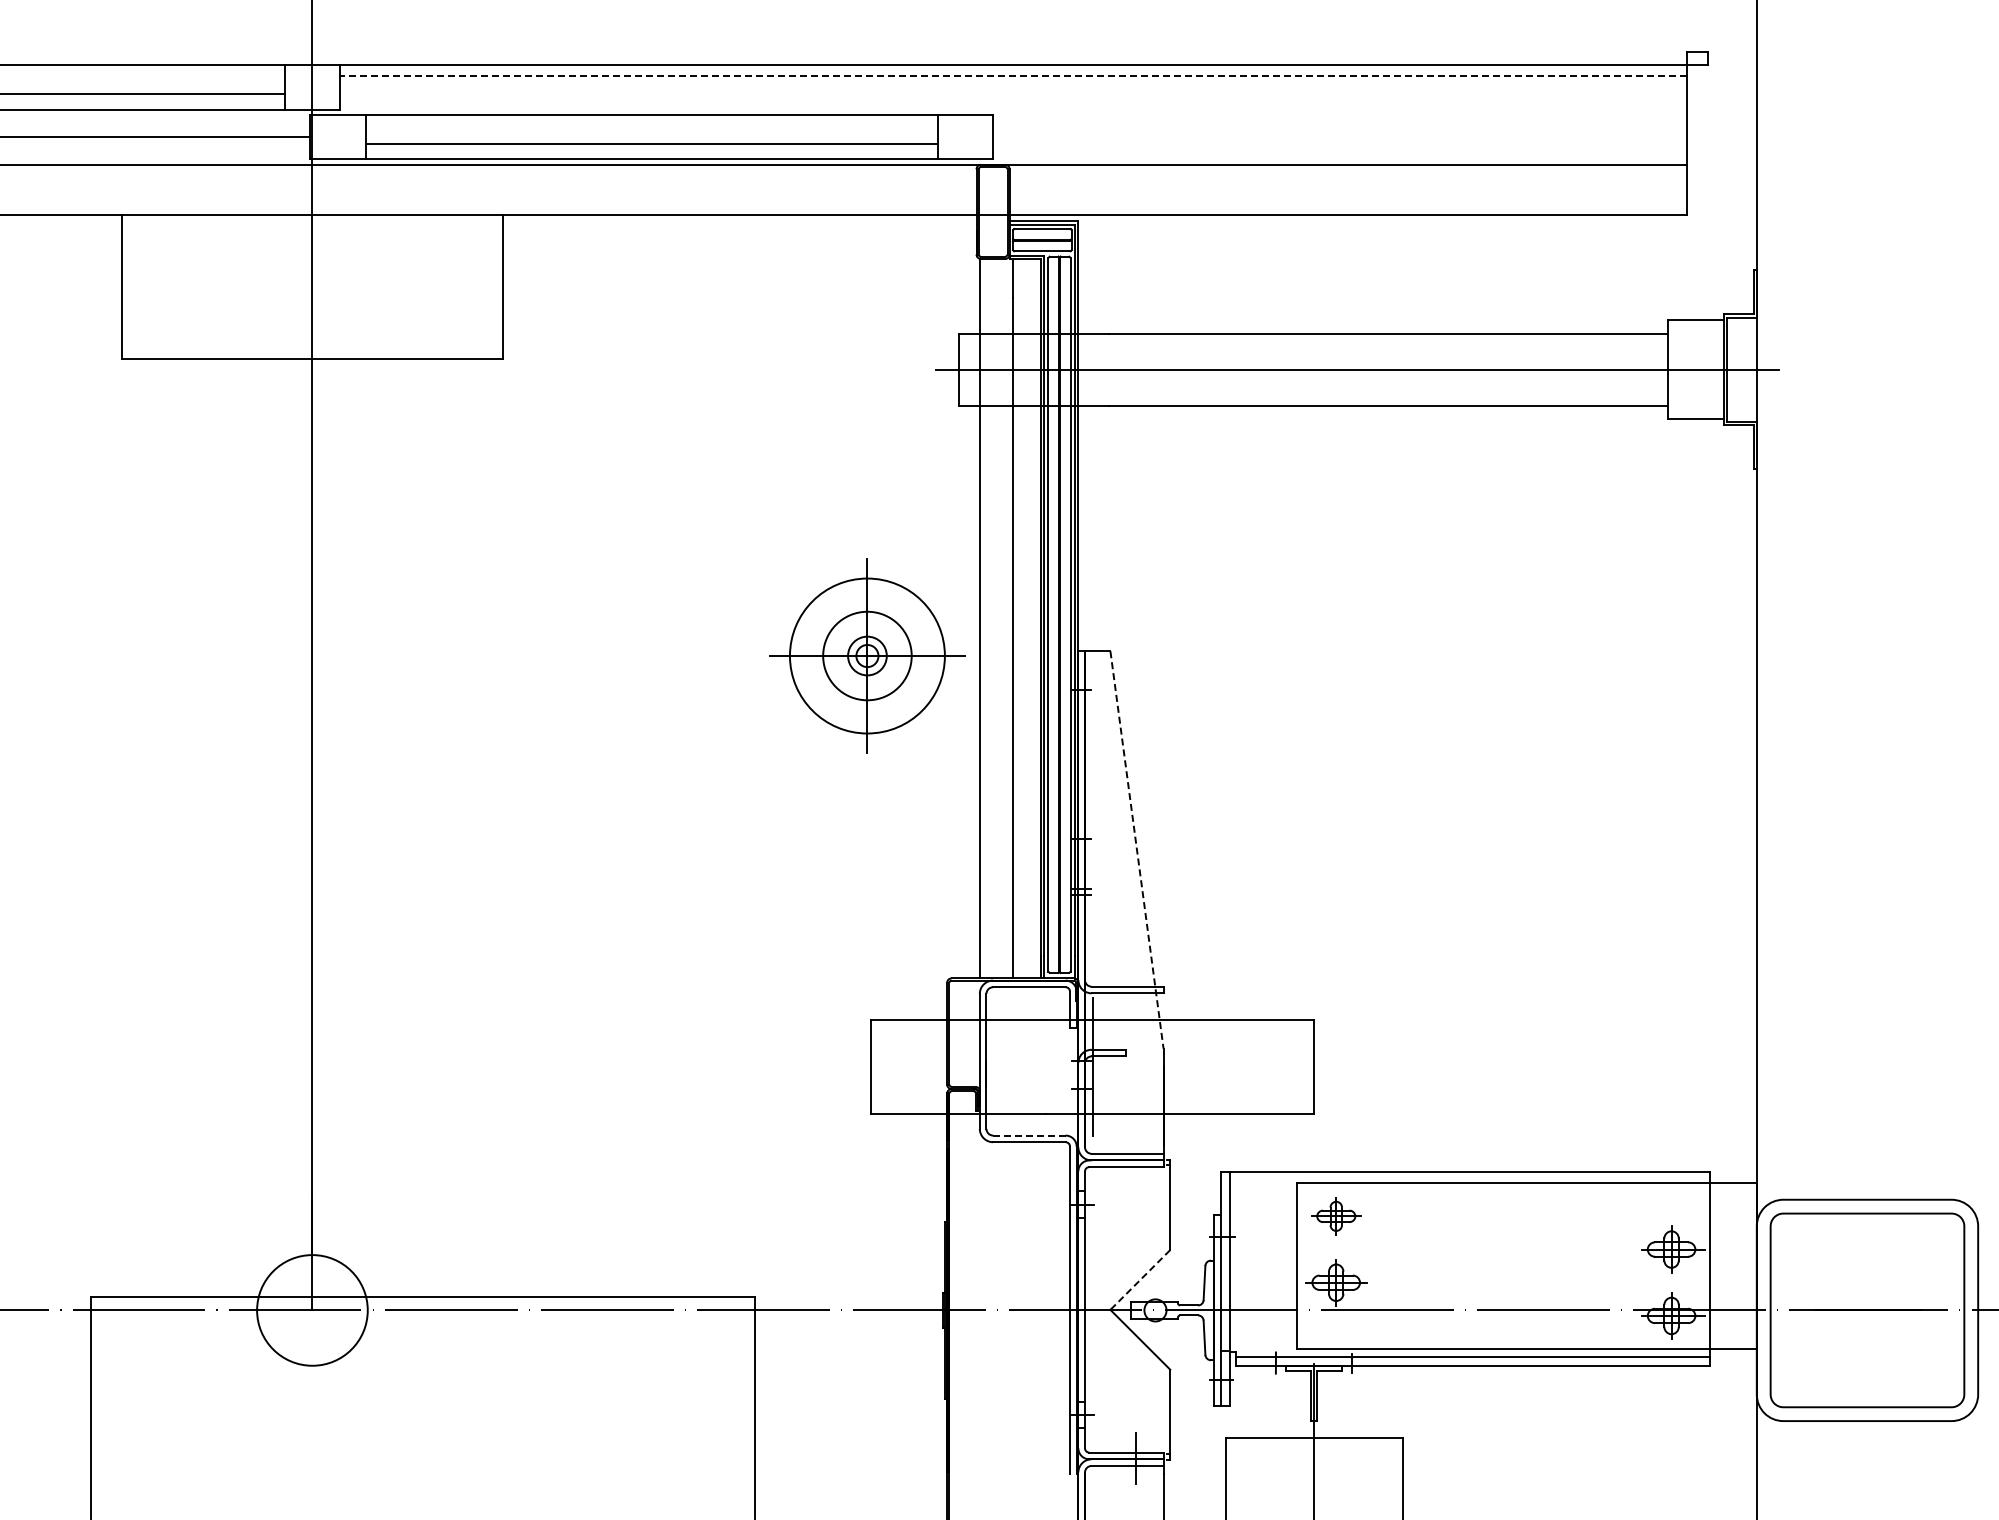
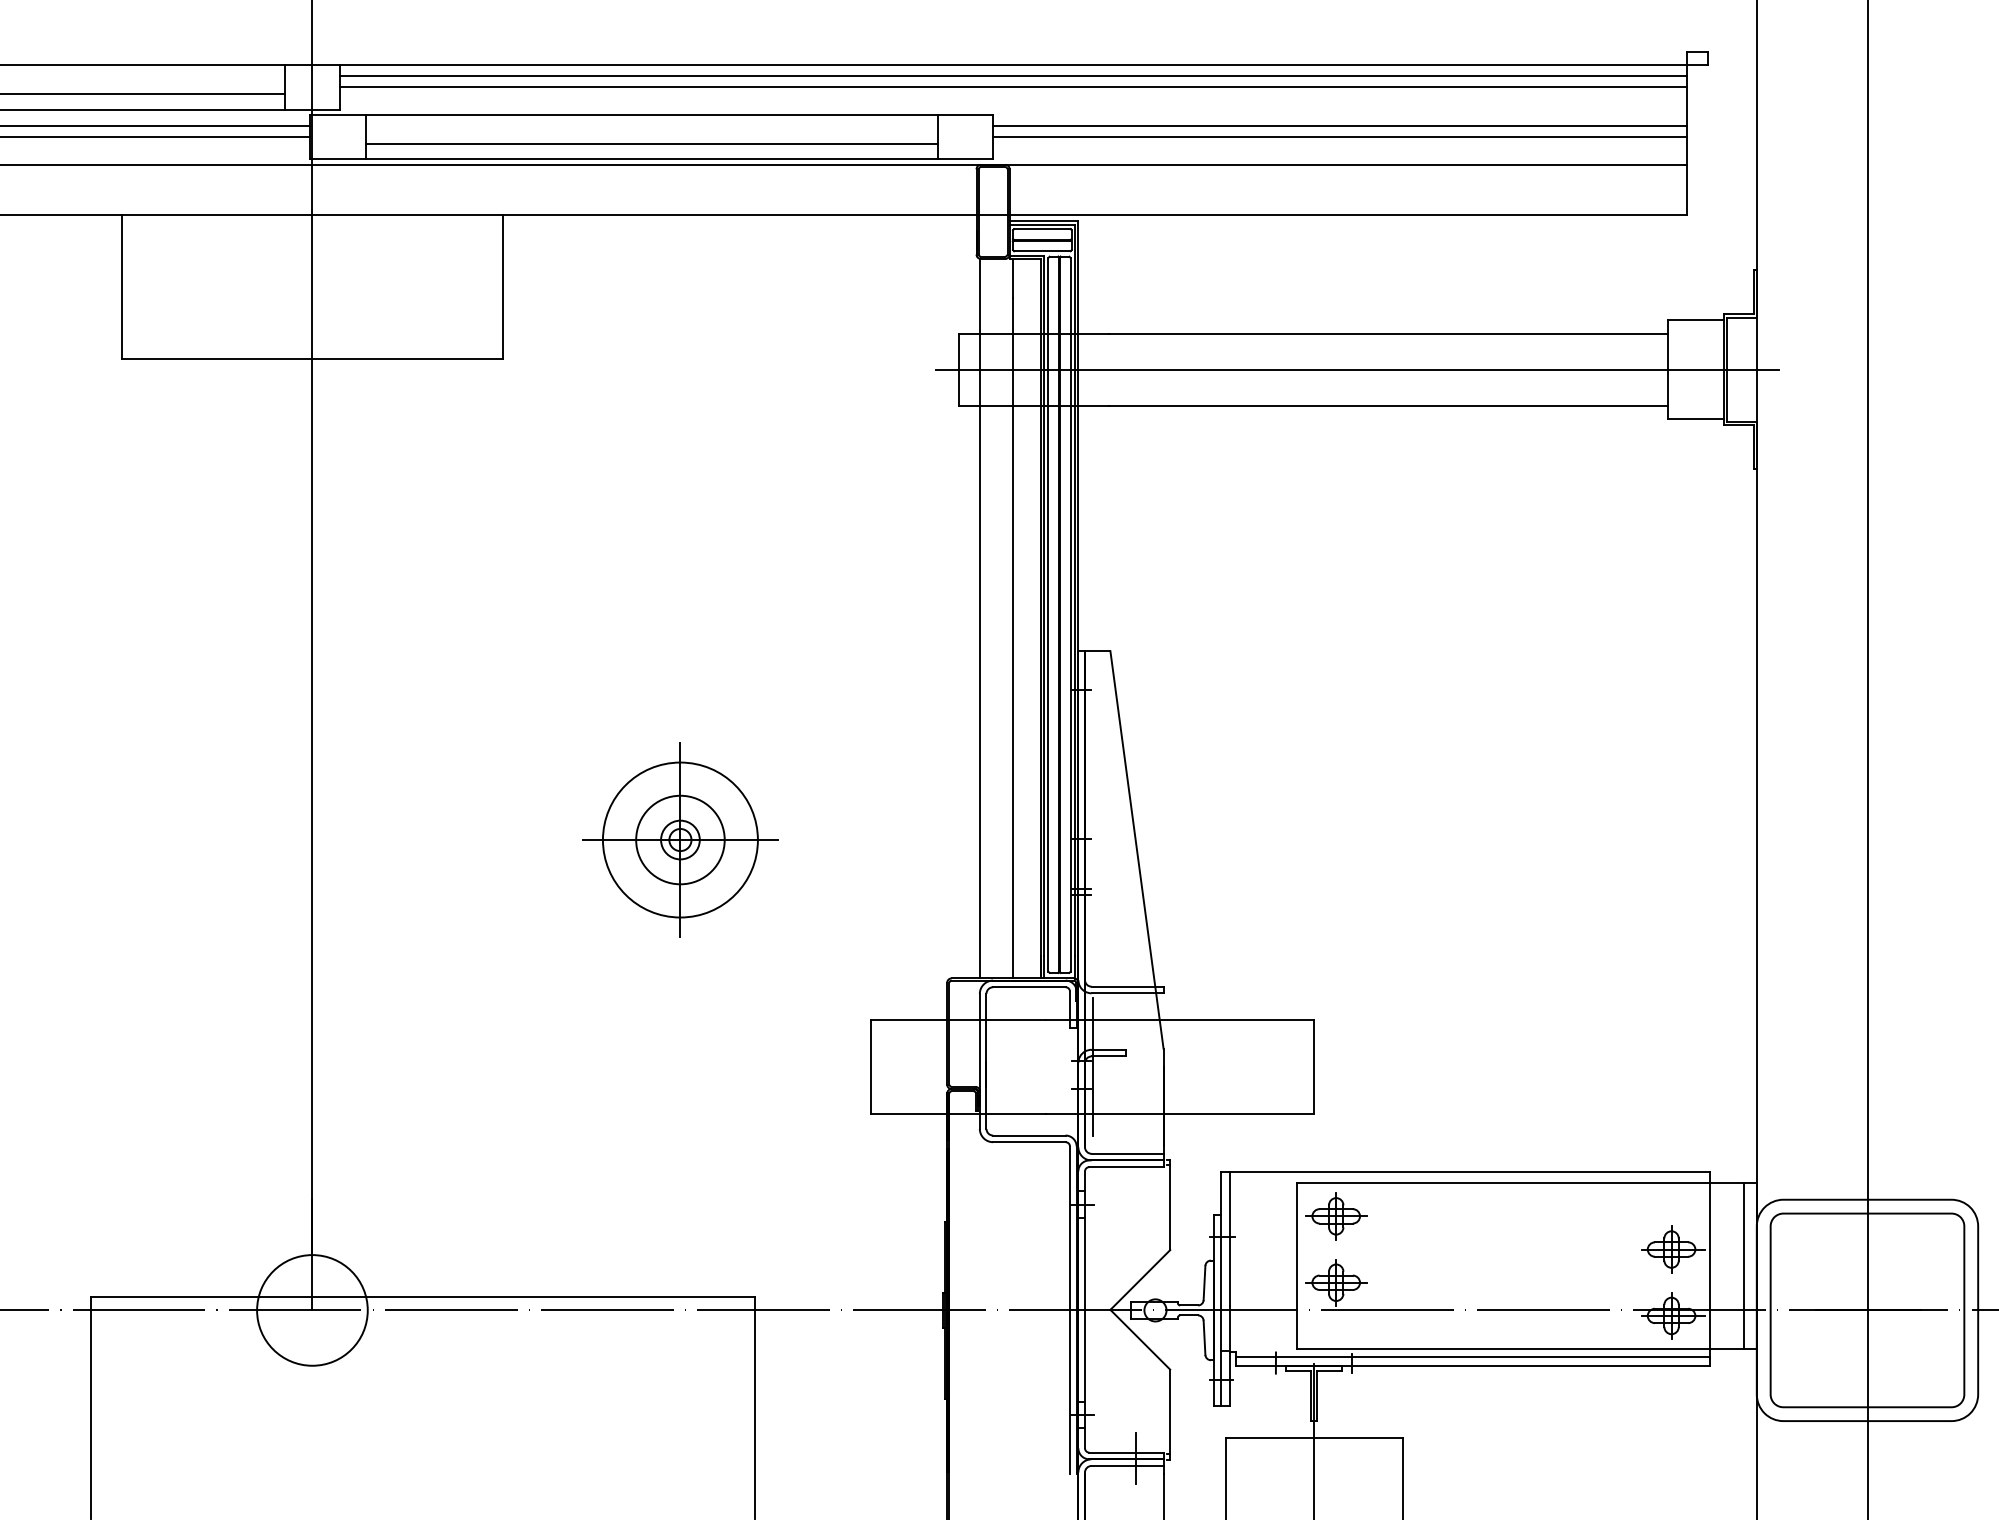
line: dashed -> solid (1013, 76)
line: none -> present (1013, 87)
line: none -> present (156, 126)
line: none -> present (1340, 126)
line: none -> present (1340, 137)
part position: (867, 655) -> (680, 839) (680, 839)
line: none -> present (1867, 759)
line: dashed -> solid (1137, 850)
line: dashed -> solid (1028, 1135)
part size: 51x39 px -> 63x49 px (1336, 1216)
line: none -> present (1743, 1266)
line: dashed -> solid (1139, 1280)
